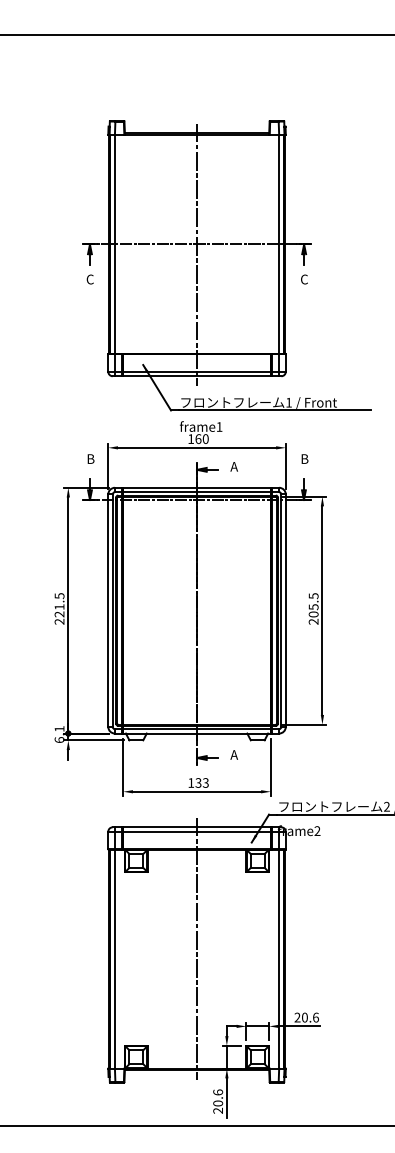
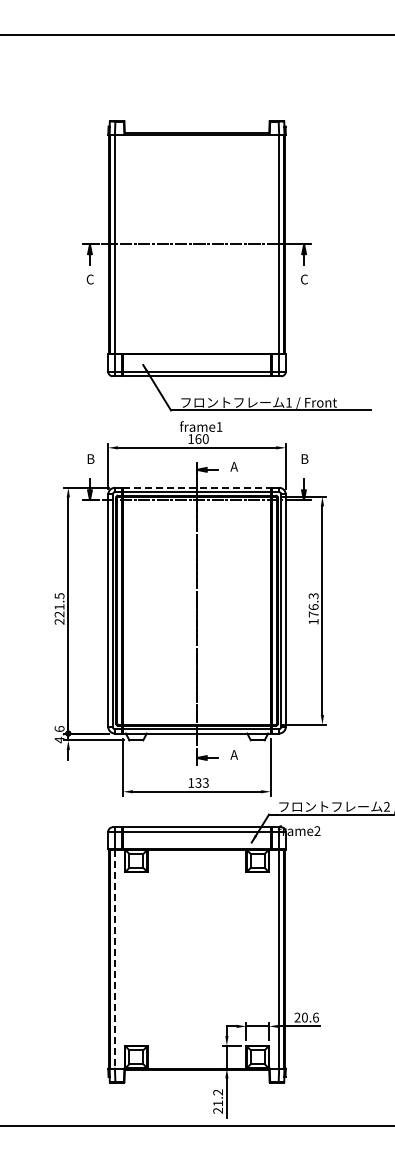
line: present -> none (197, 254)
line: solid -> dashed (197, 487)
text: 205.5 -> 176.3 (313, 608)
text: 6.1 -> 4.6 (59, 734)
line: present -> none (197, 948)
line: solid -> dashed (115, 959)
text: 20.6 -> 21.2 (218, 1097)
